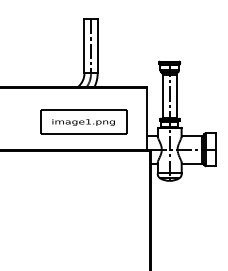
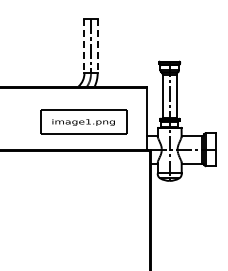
line: solid -> dashed (84, 46)
line: solid -> dashed (97, 46)
